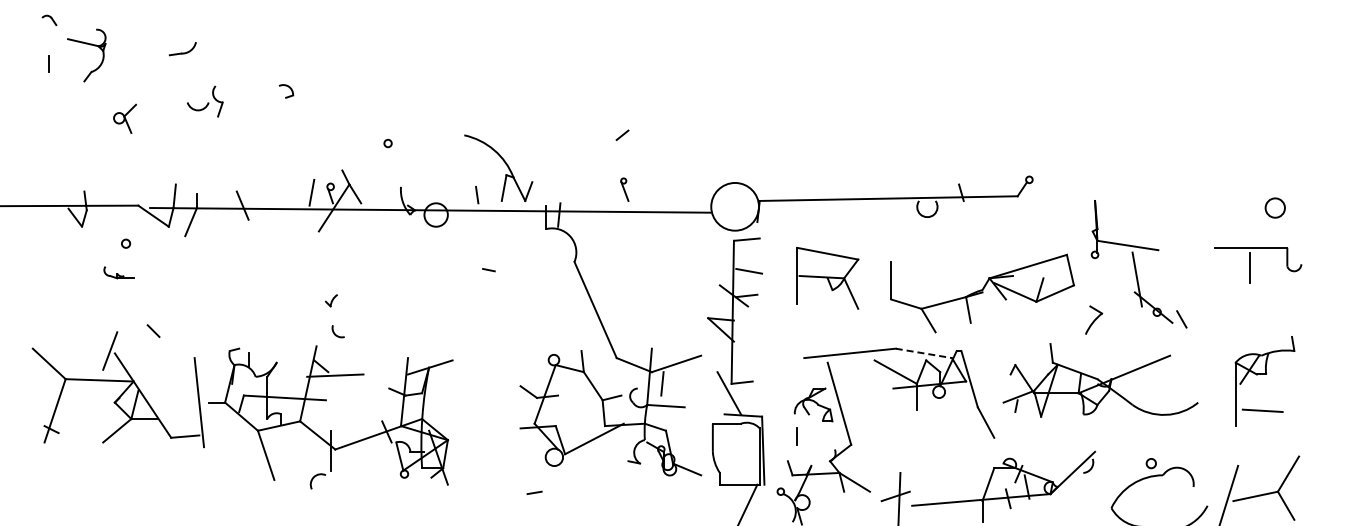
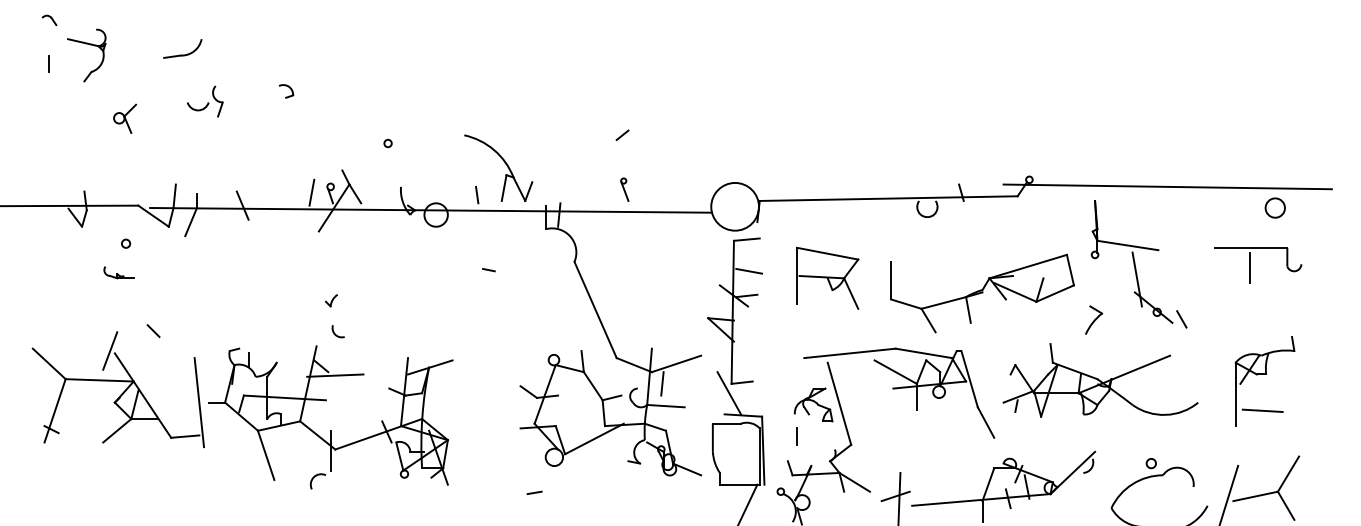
part size: 29x15 px -> 40x20 px (182, 48)
line: none -> present (1167, 186)
line: dashed -> solid (923, 353)
